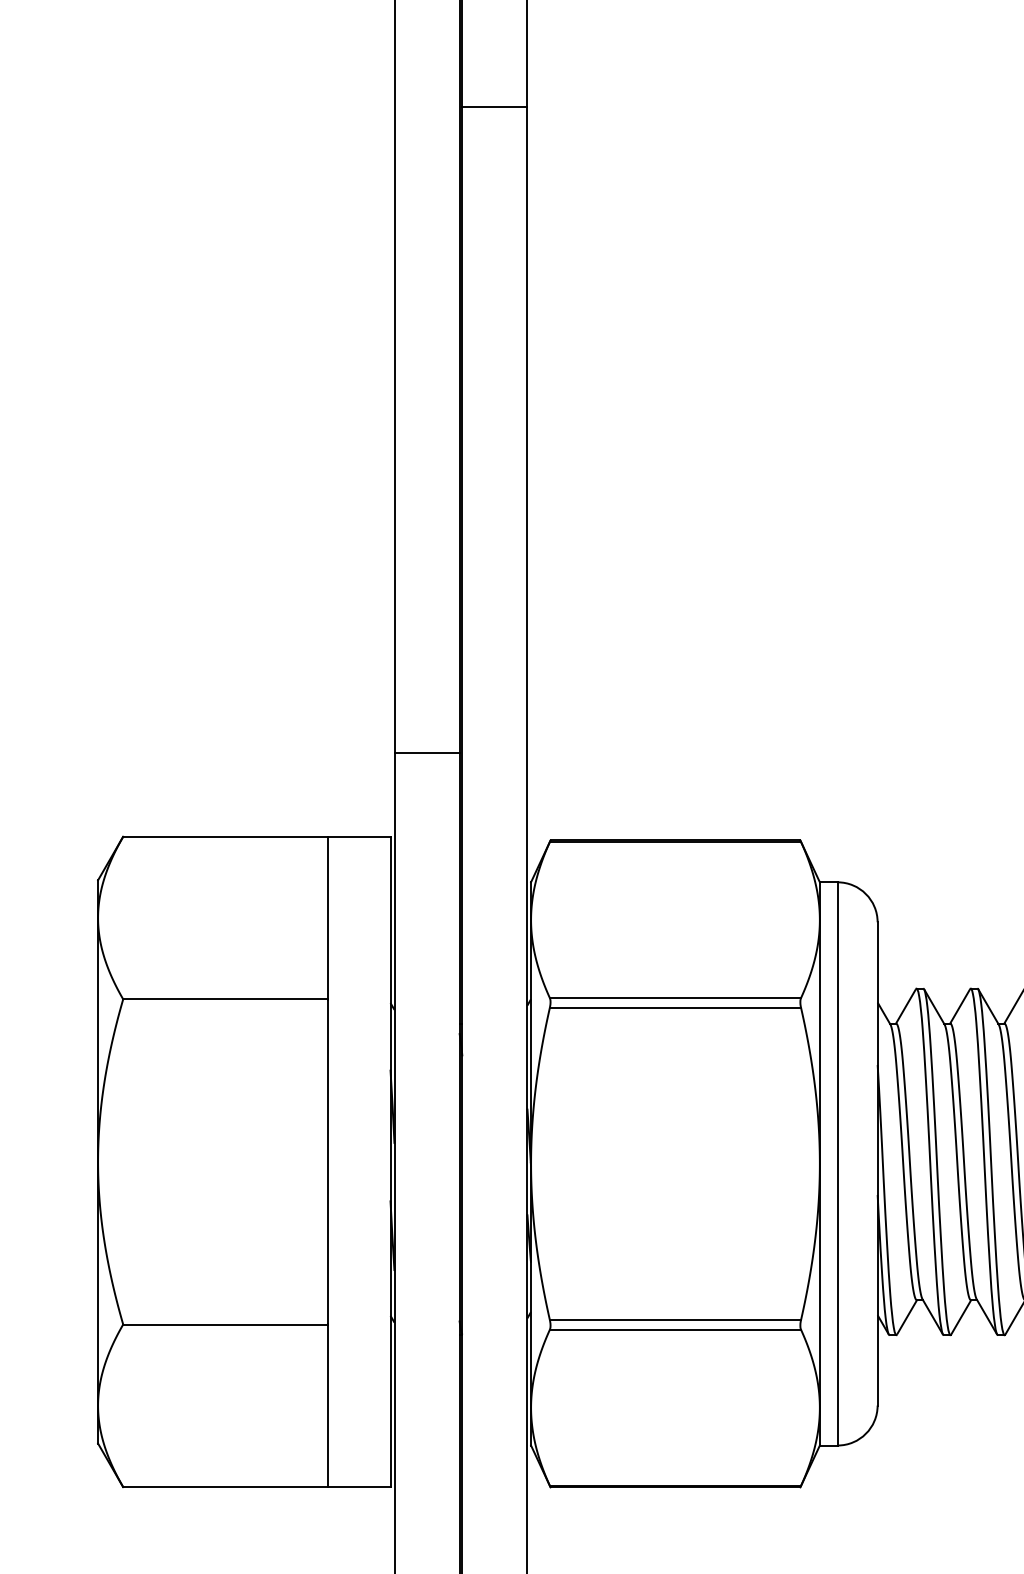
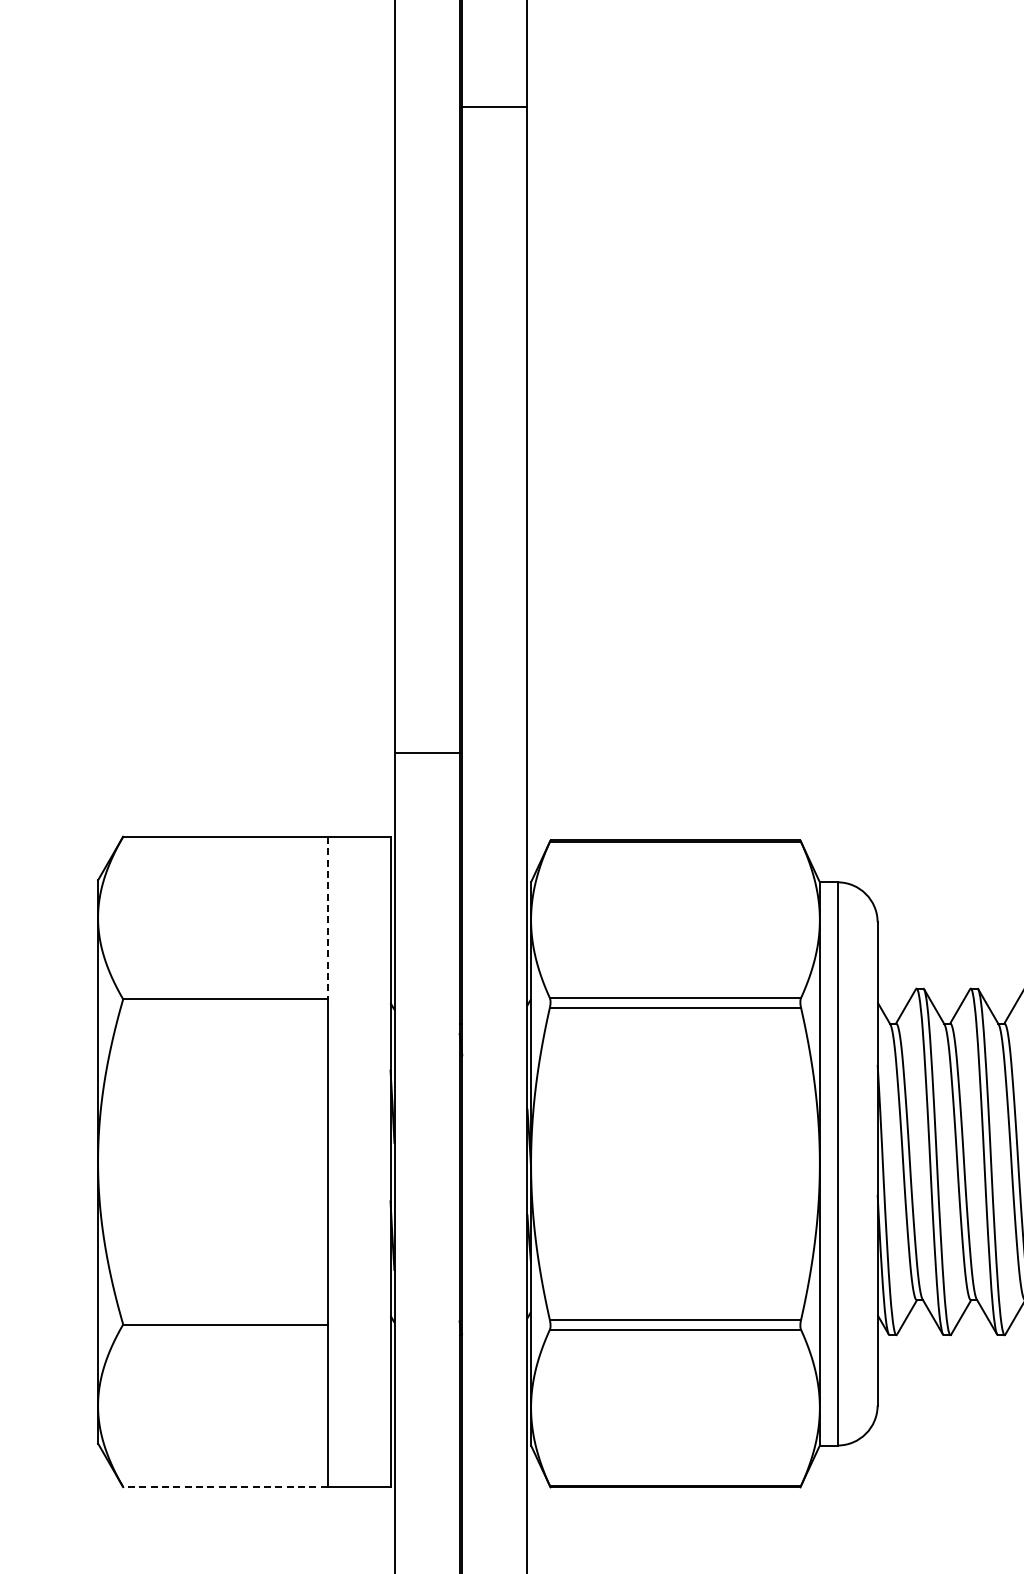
line: solid -> dashed (327, 918)
line: solid -> dashed (224, 1487)
